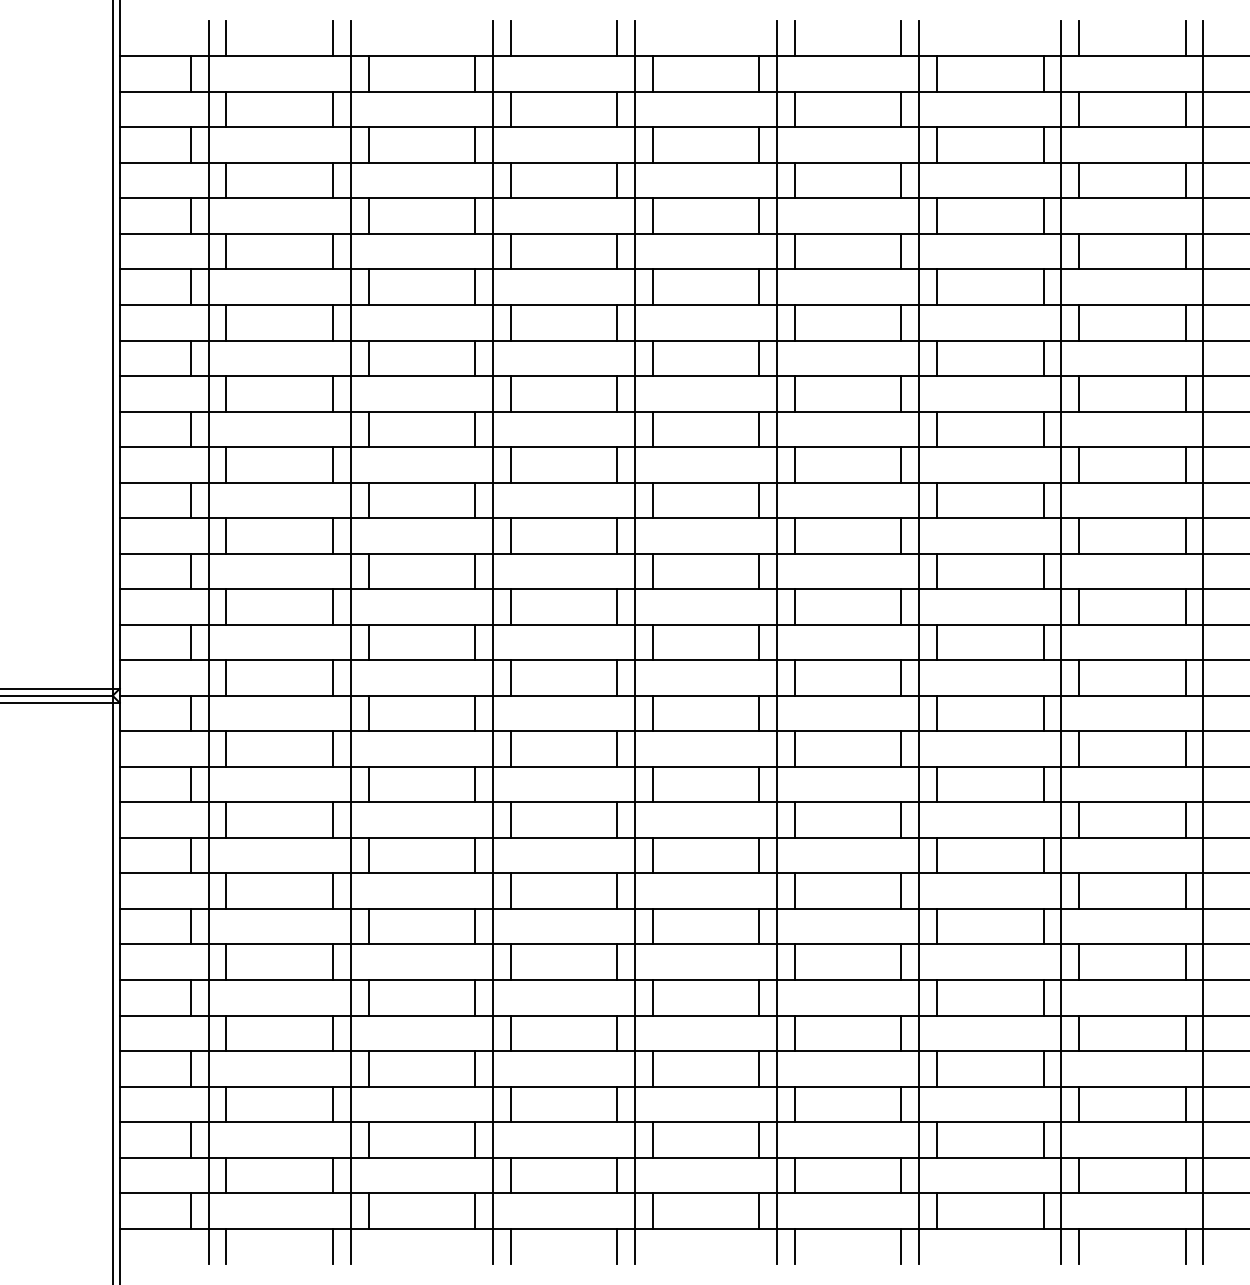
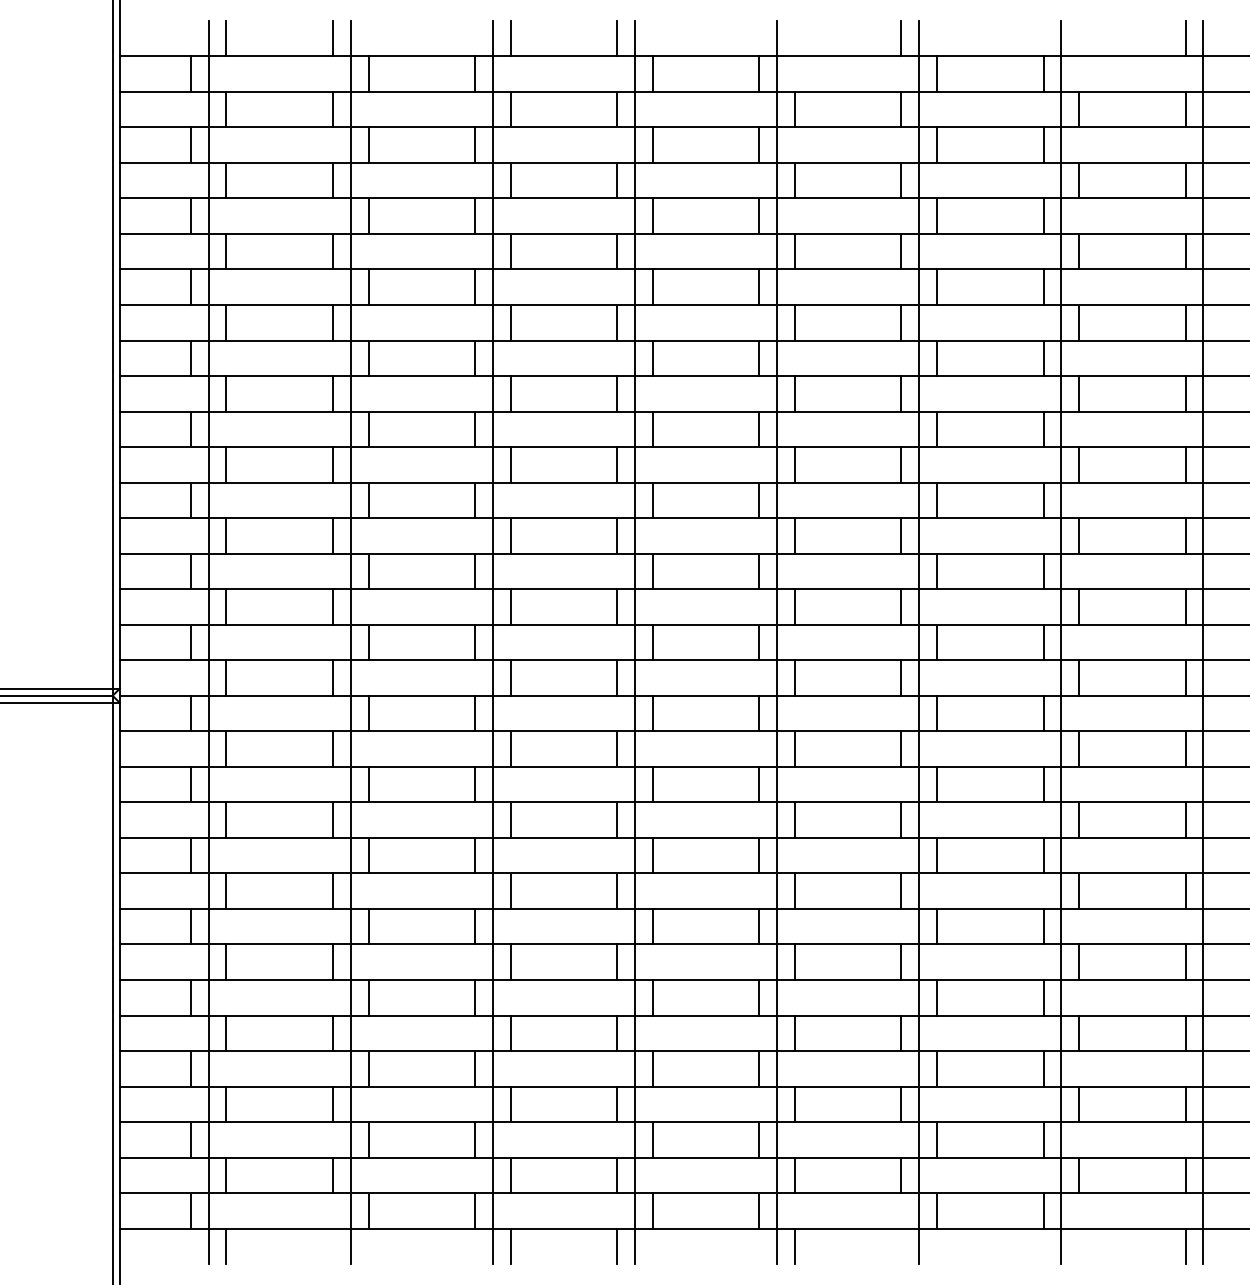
line: present -> none (794, 38)
line: present -> none (1079, 38)
line: present -> none (332, 1246)
line: present -> none (901, 1246)
line: present -> none (1079, 1246)
